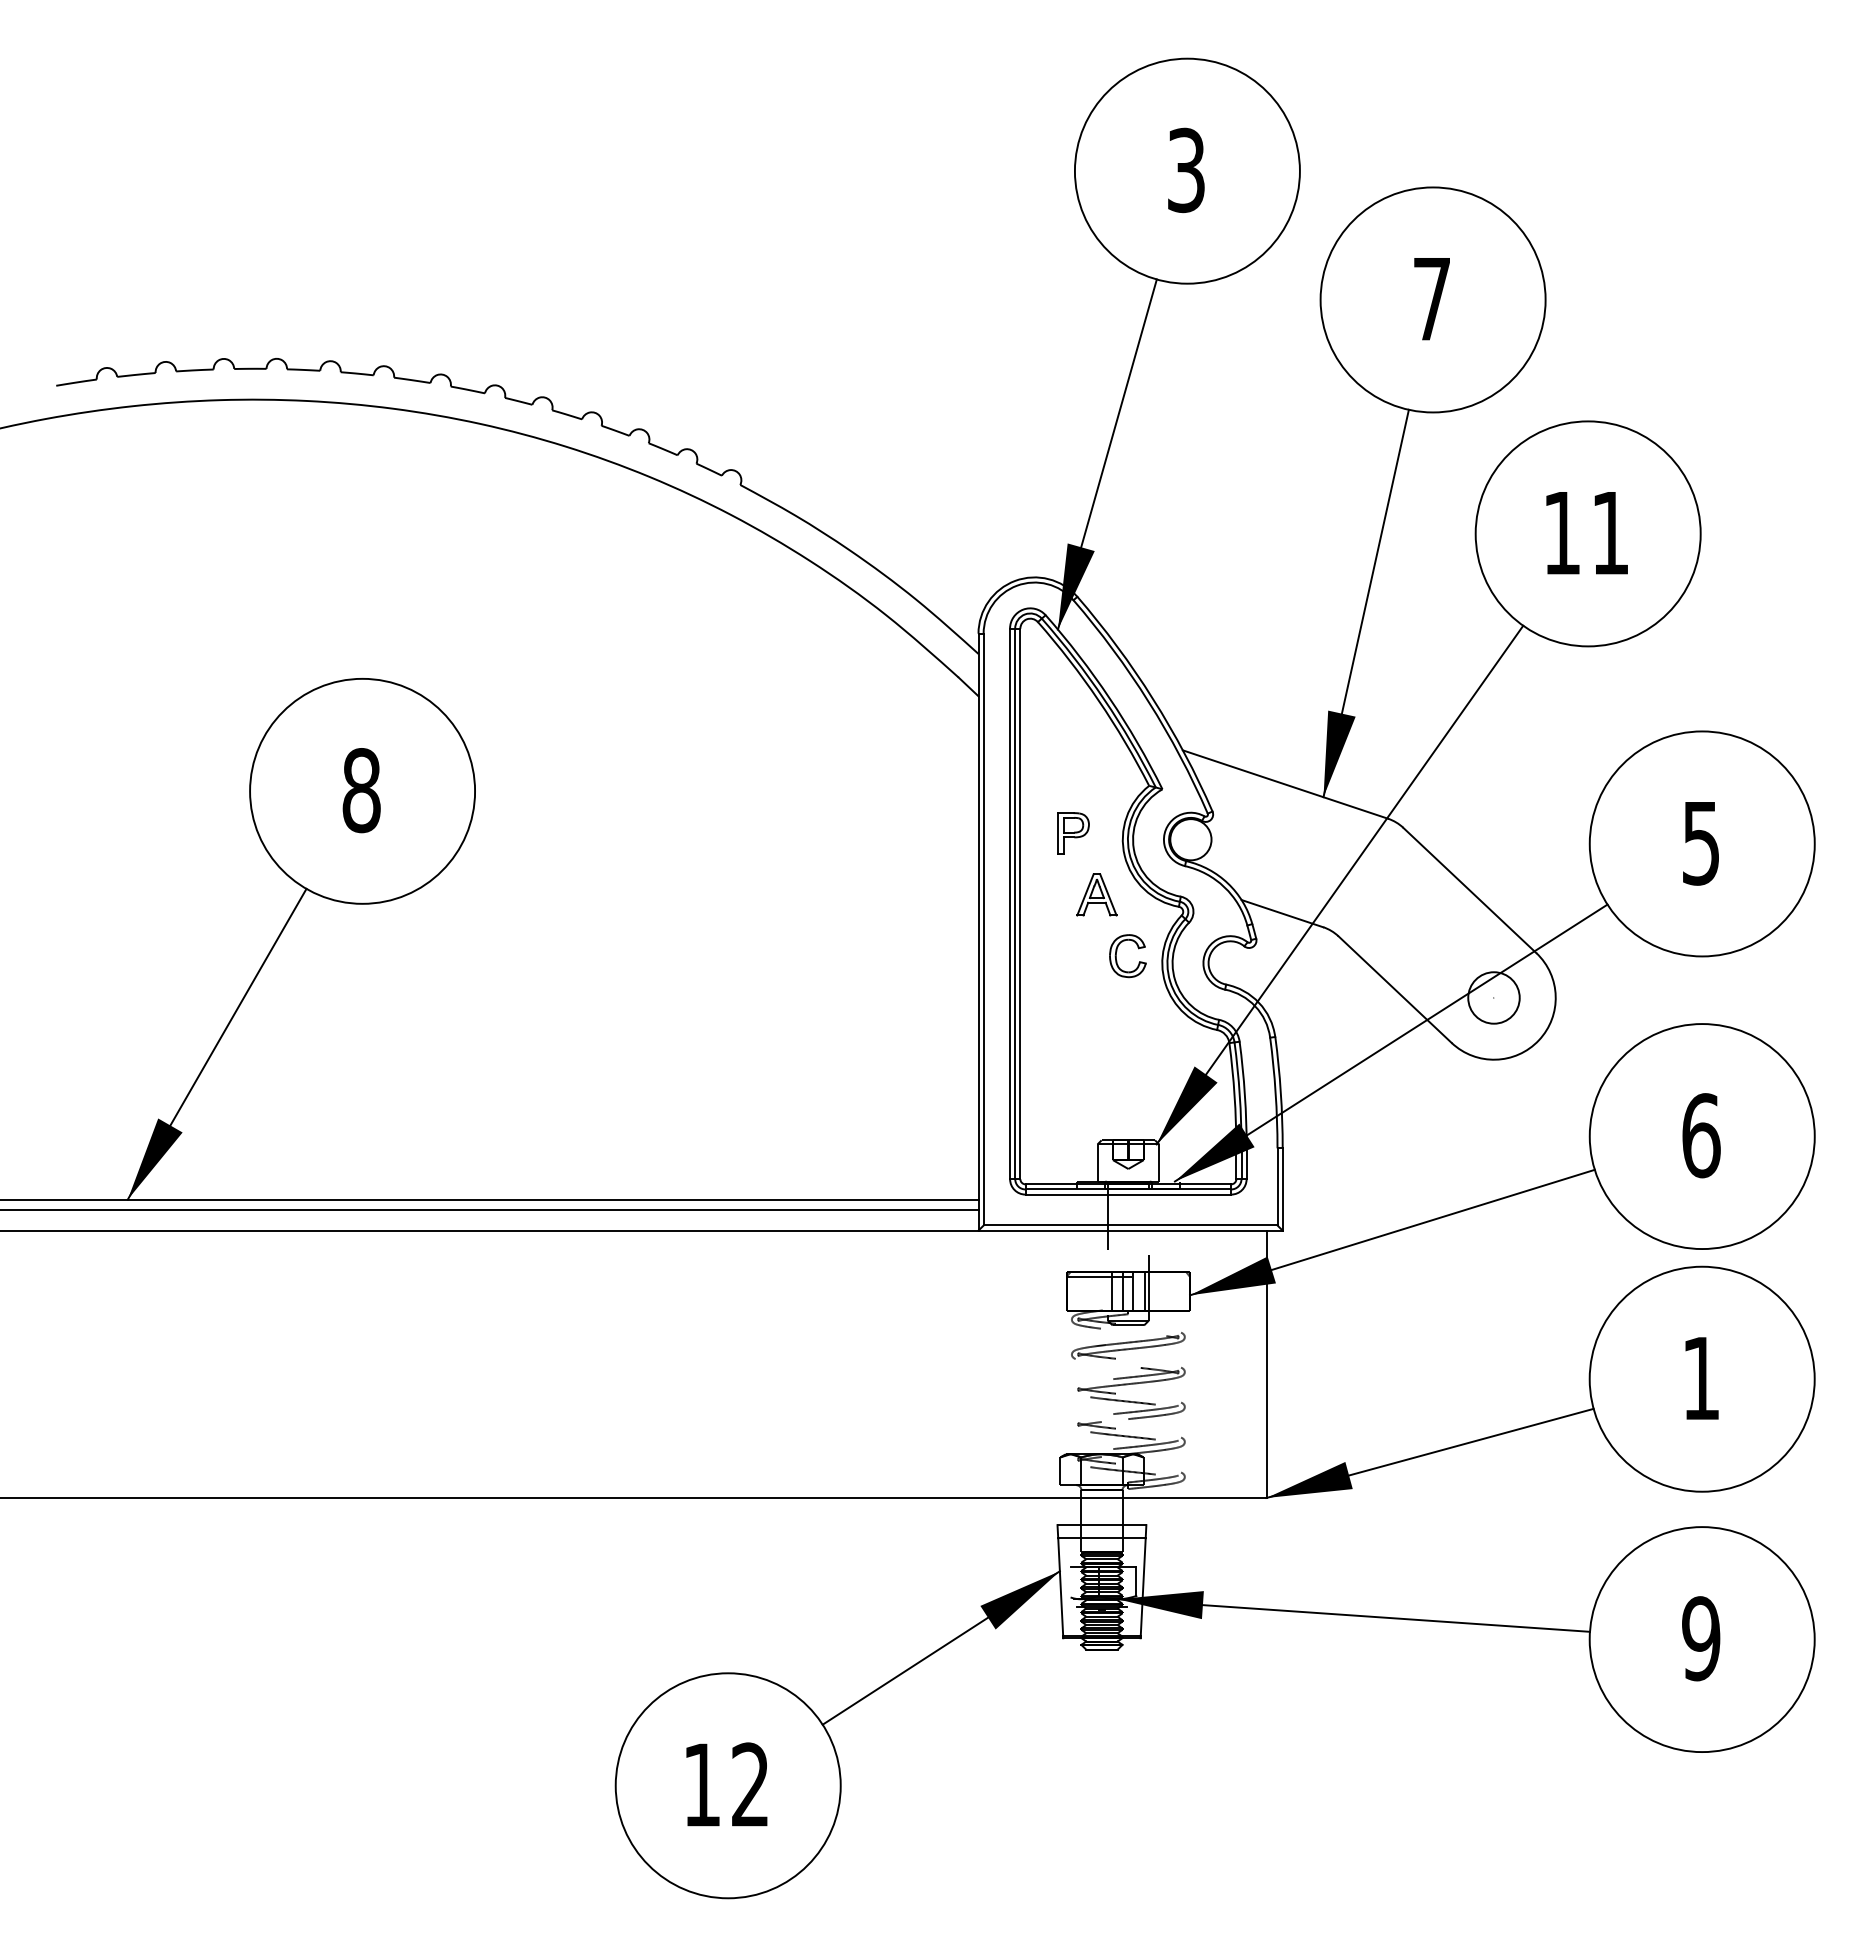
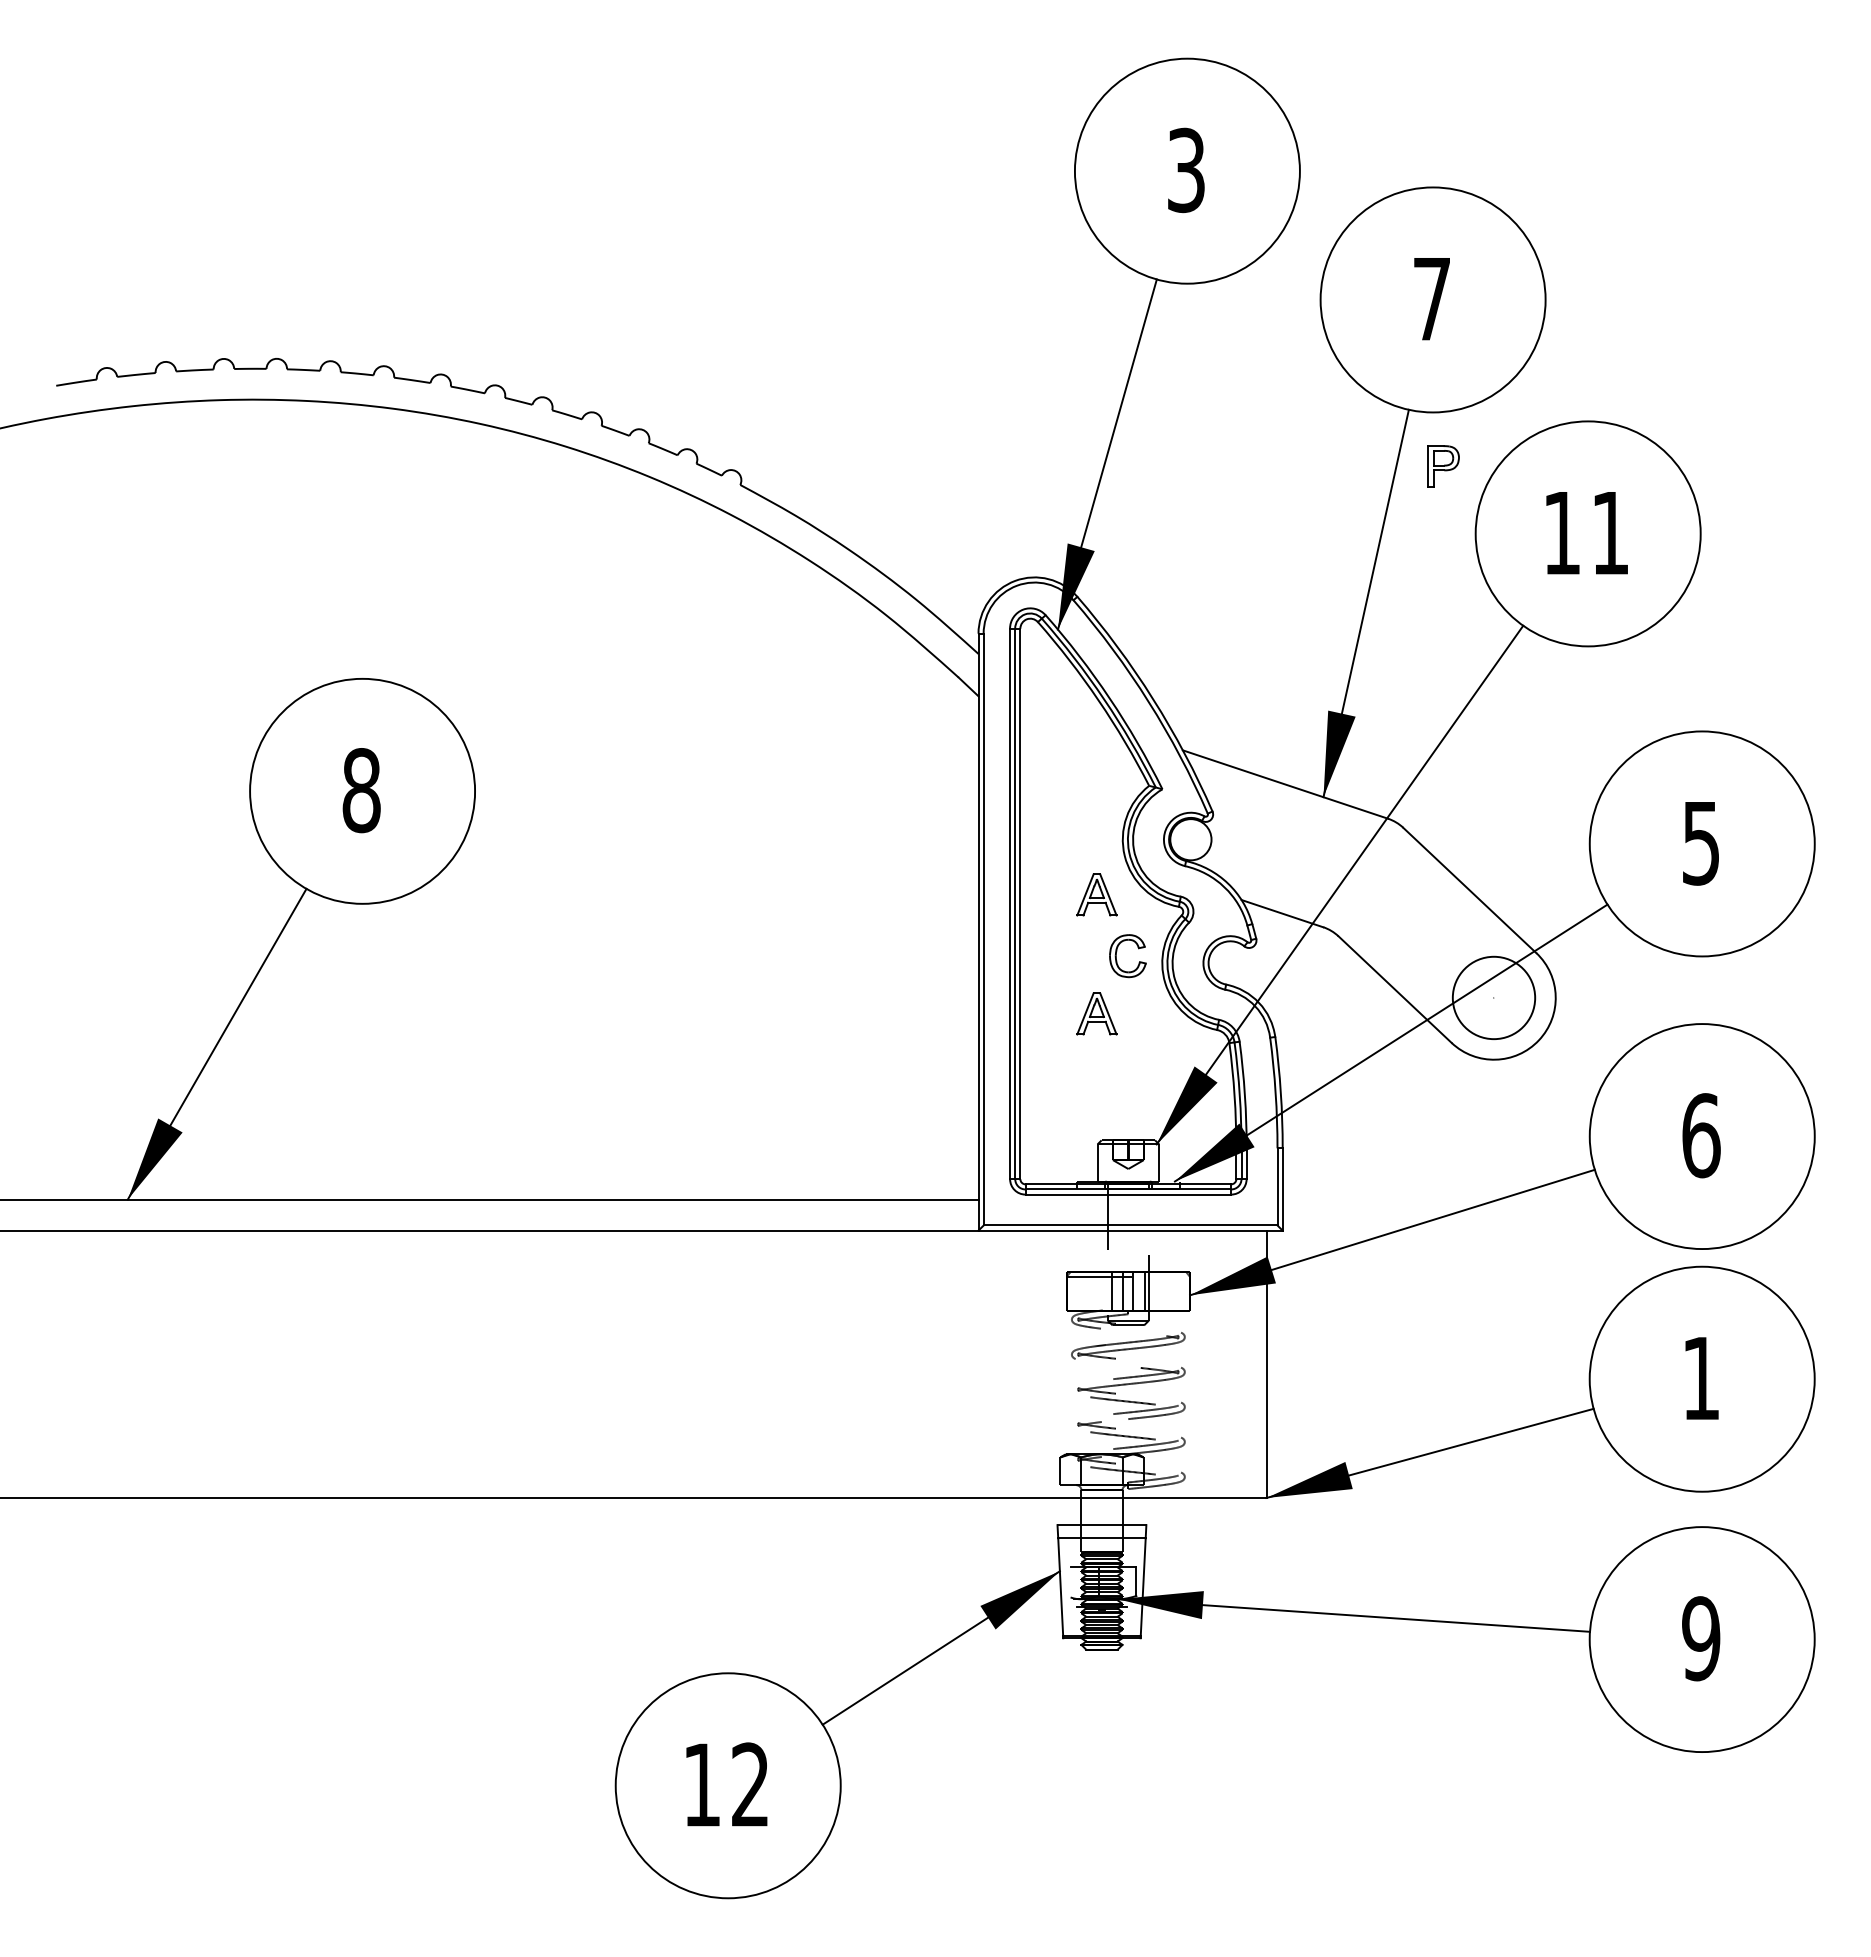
part position: (1073, 833) -> (1443, 466) (1443, 466)
circle diameter: 51 px -> 82 px (1493, 997)
part: none -> present (1096, 1013)
line: present -> none (490, 1209)
